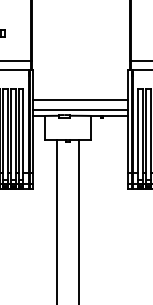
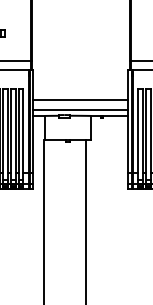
line position: (57, 220) -> (44, 220) (44, 220)
line position: (79, 220) -> (86, 220) (86, 220)
